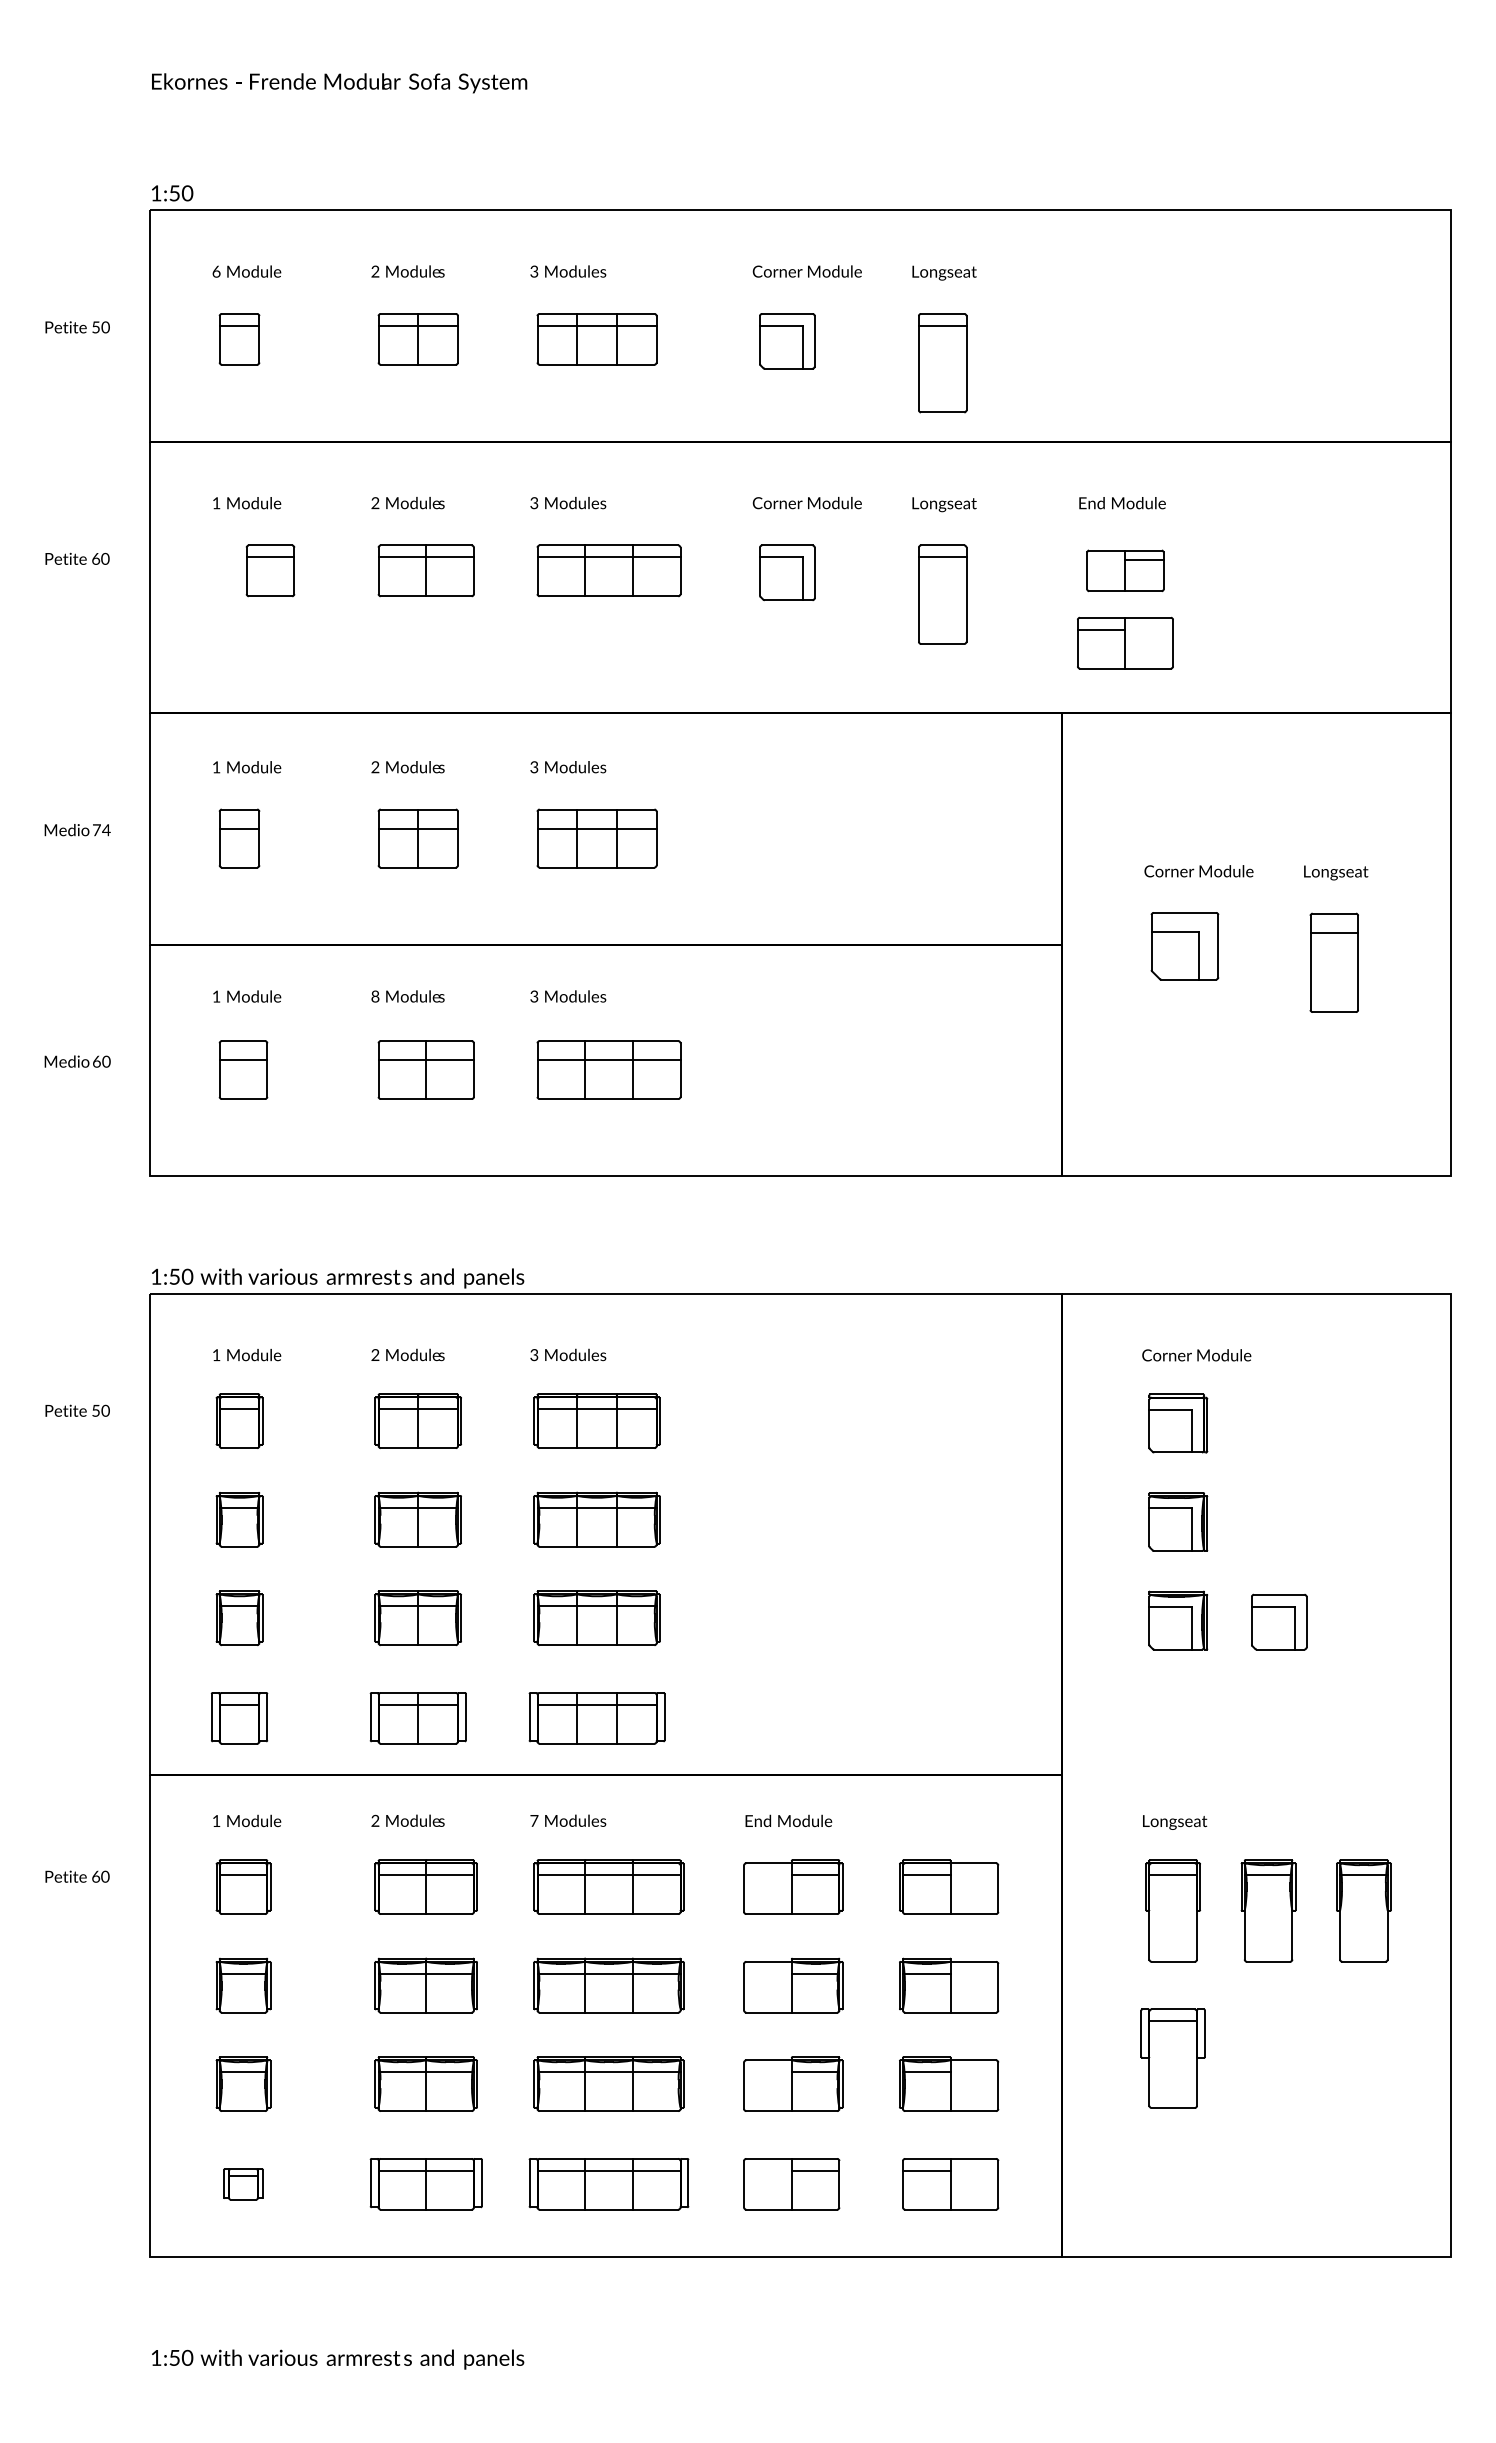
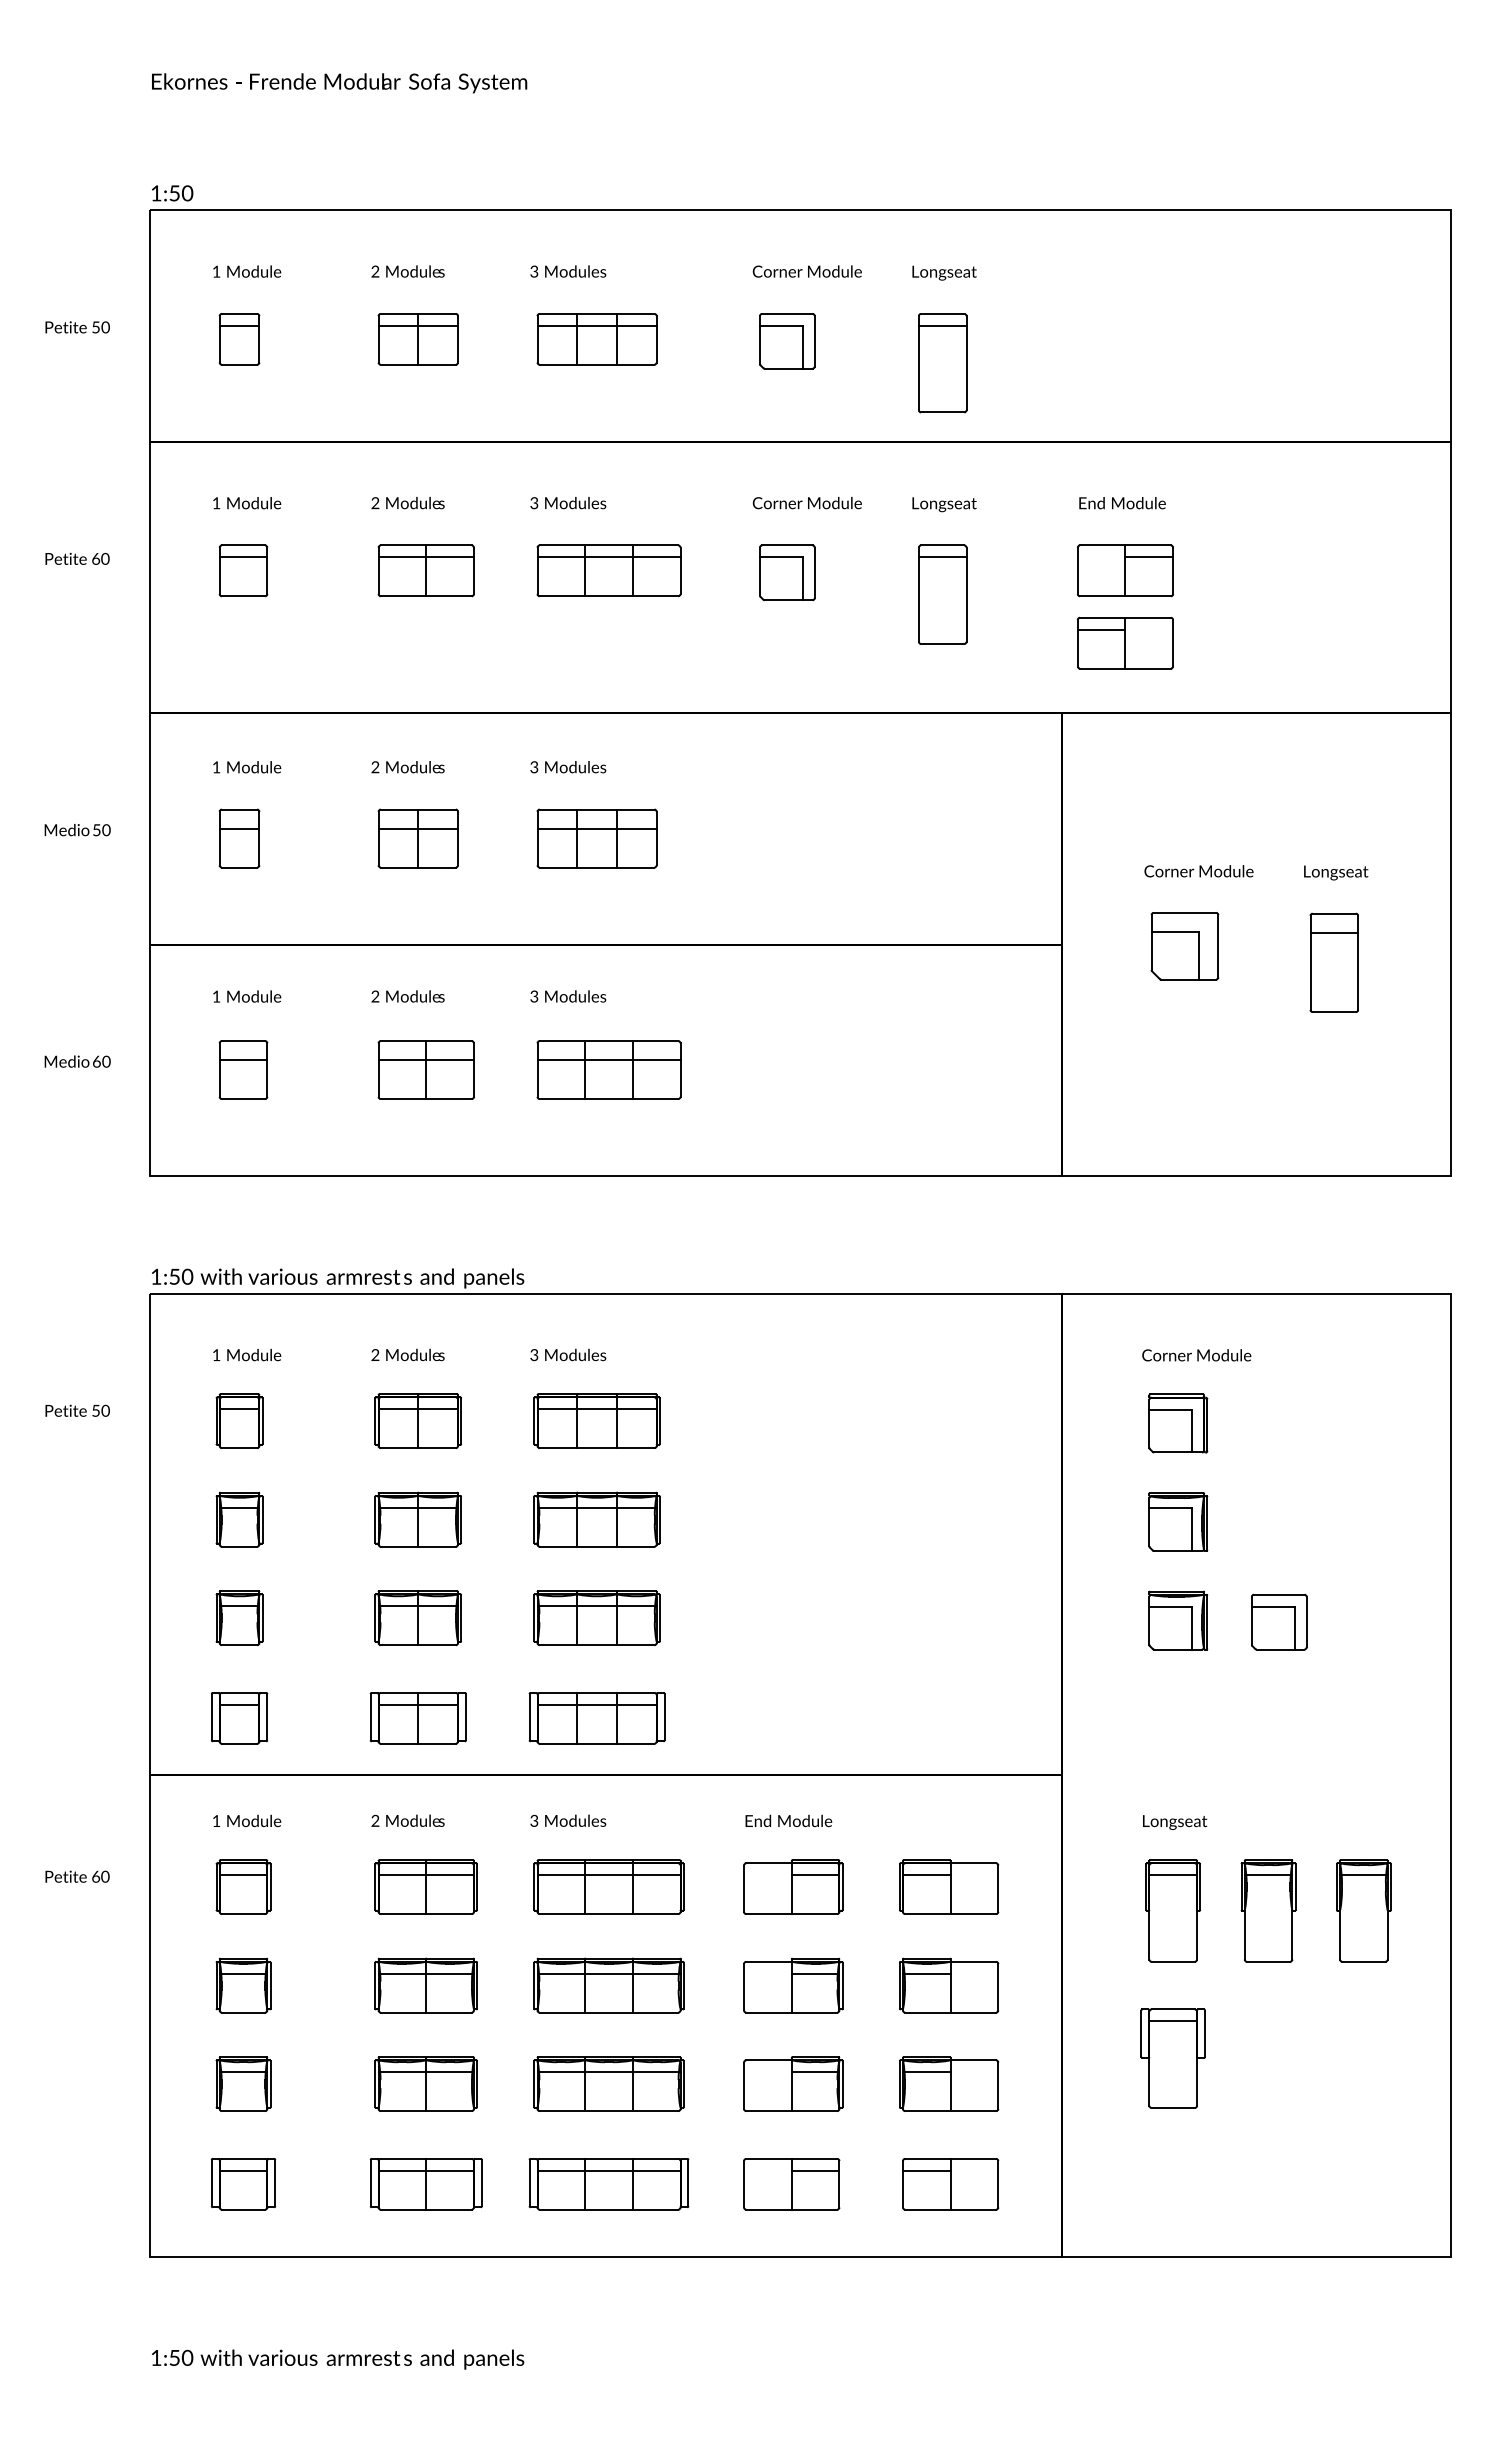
text: 6 -> 1 (216, 271)
part position: (270, 570) -> (243, 570) (243, 570)
part size: 79x43 px -> 97x54 px (1125, 570)
text: 74 -> 50 (101, 830)
text: 8 -> 2 (375, 996)
text: 7 -> 3 (534, 1820)
part size: 41x33 px -> 67x53 px (243, 2184)
